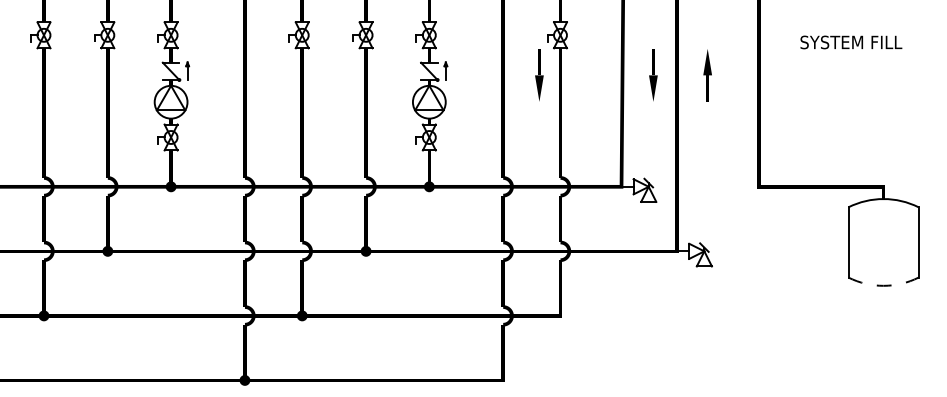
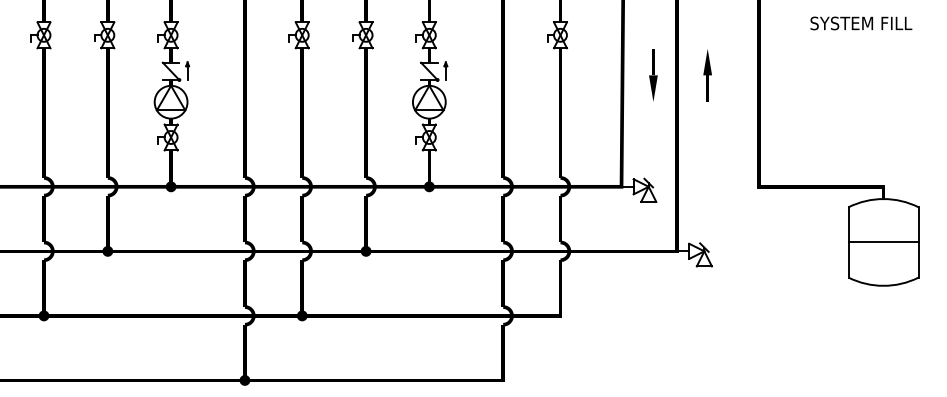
text position: (851, 42) -> (861, 23) (861, 23)
part: present -> none (539, 75)
line: none -> present (883, 242)
arc: dashed -> solid (883, 285)
